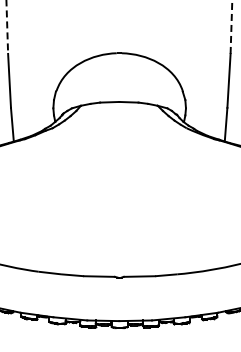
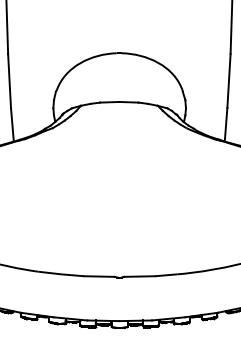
line: dashed -> solid (7, 27)
line: dashed -> solid (231, 27)
